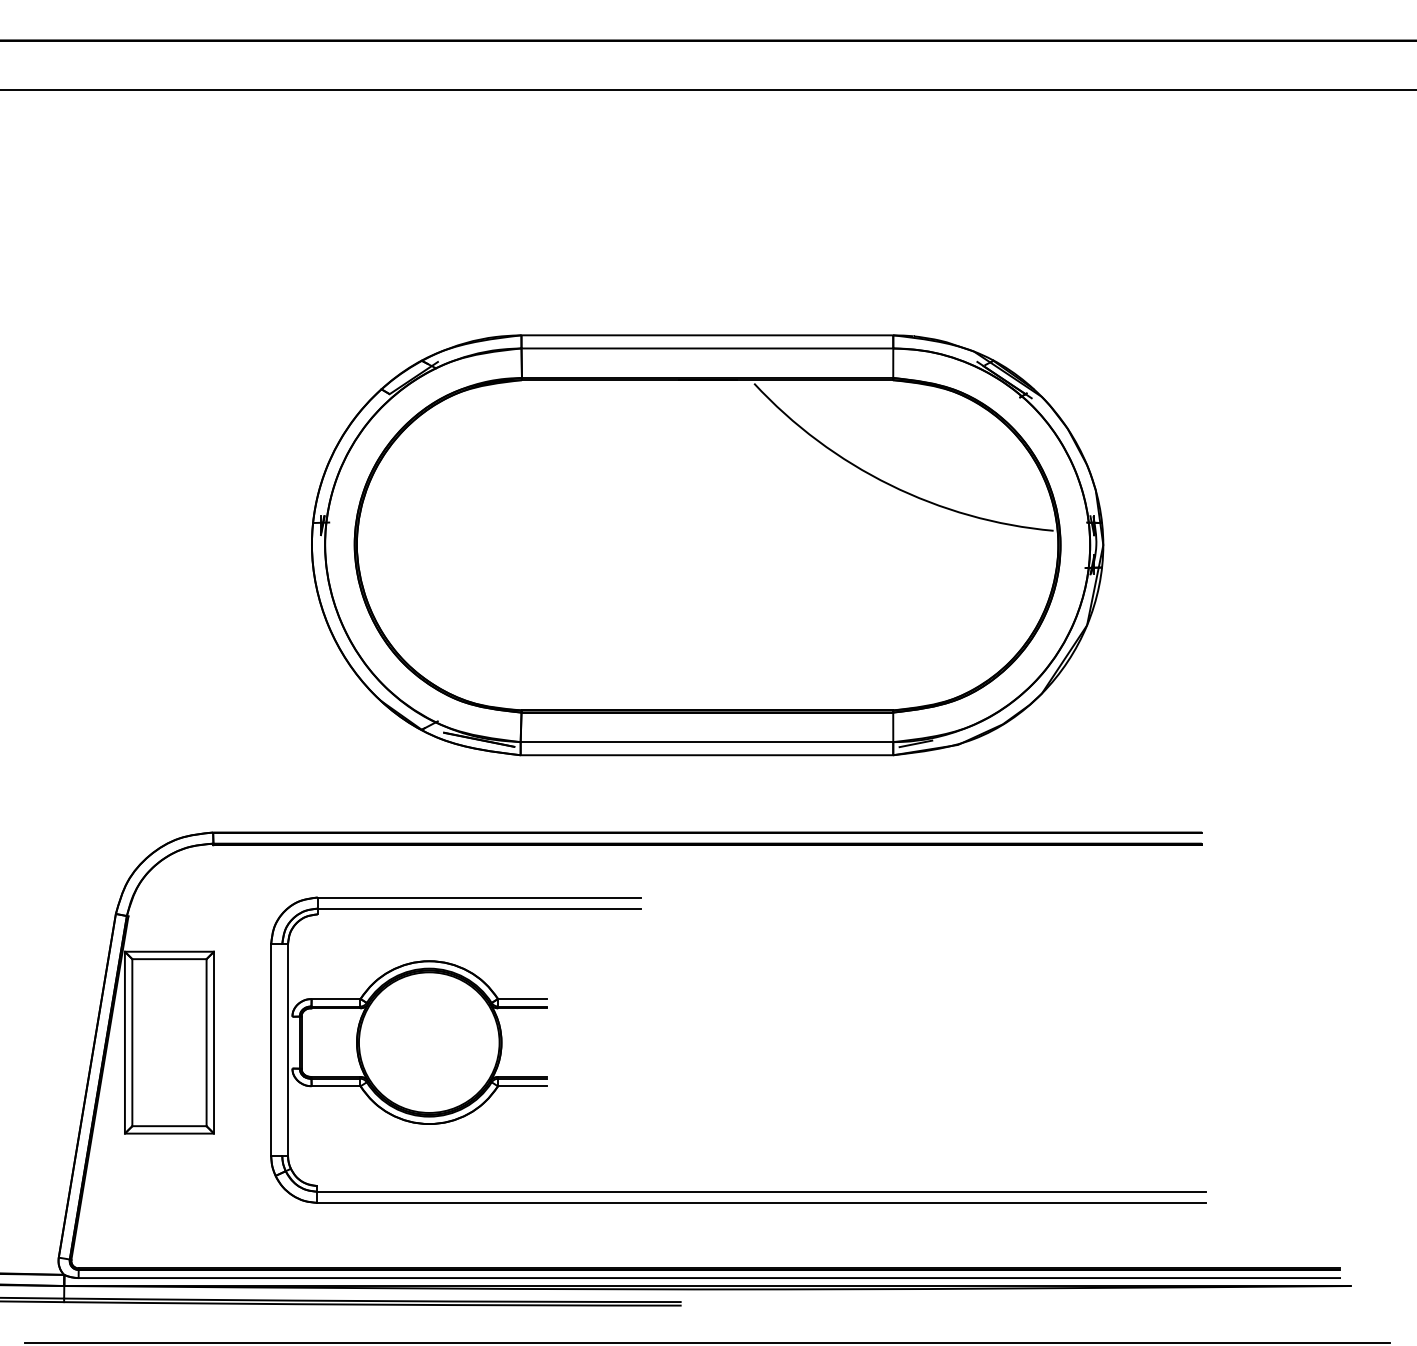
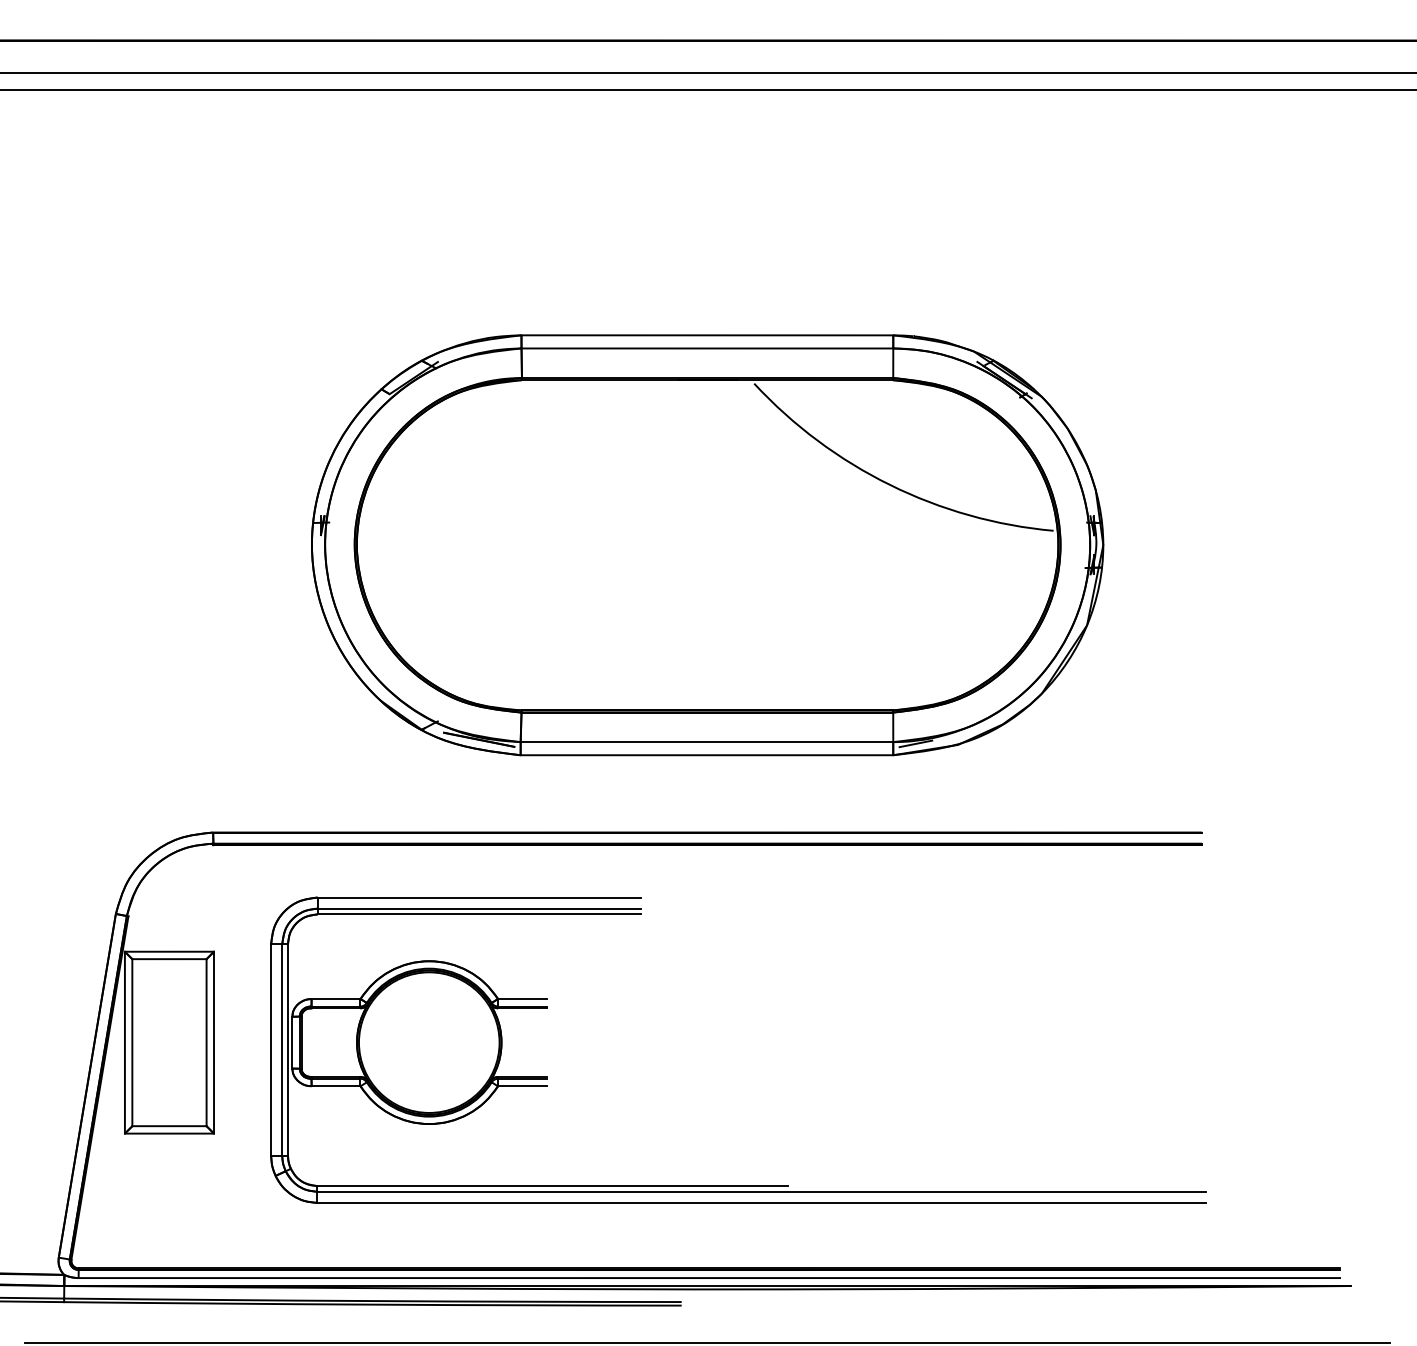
line: none -> present (707, 72)
line: none -> present (478, 914)
line: none -> present (292, 1042)
line: none -> present (282, 1050)
line: none -> present (552, 1186)
